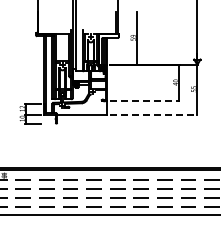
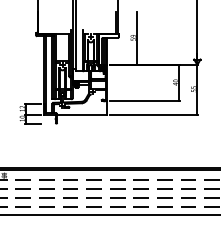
line: dashed -> solid (145, 101)
line: dashed -> solid (154, 114)
